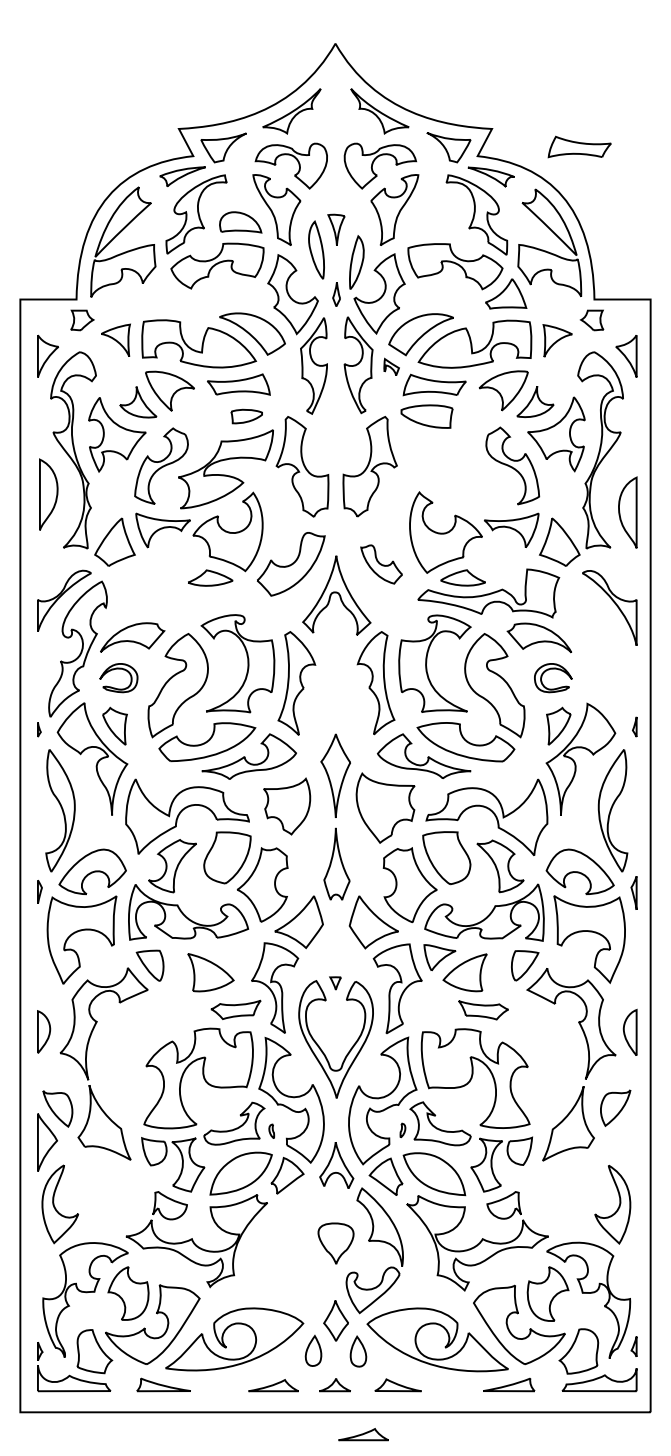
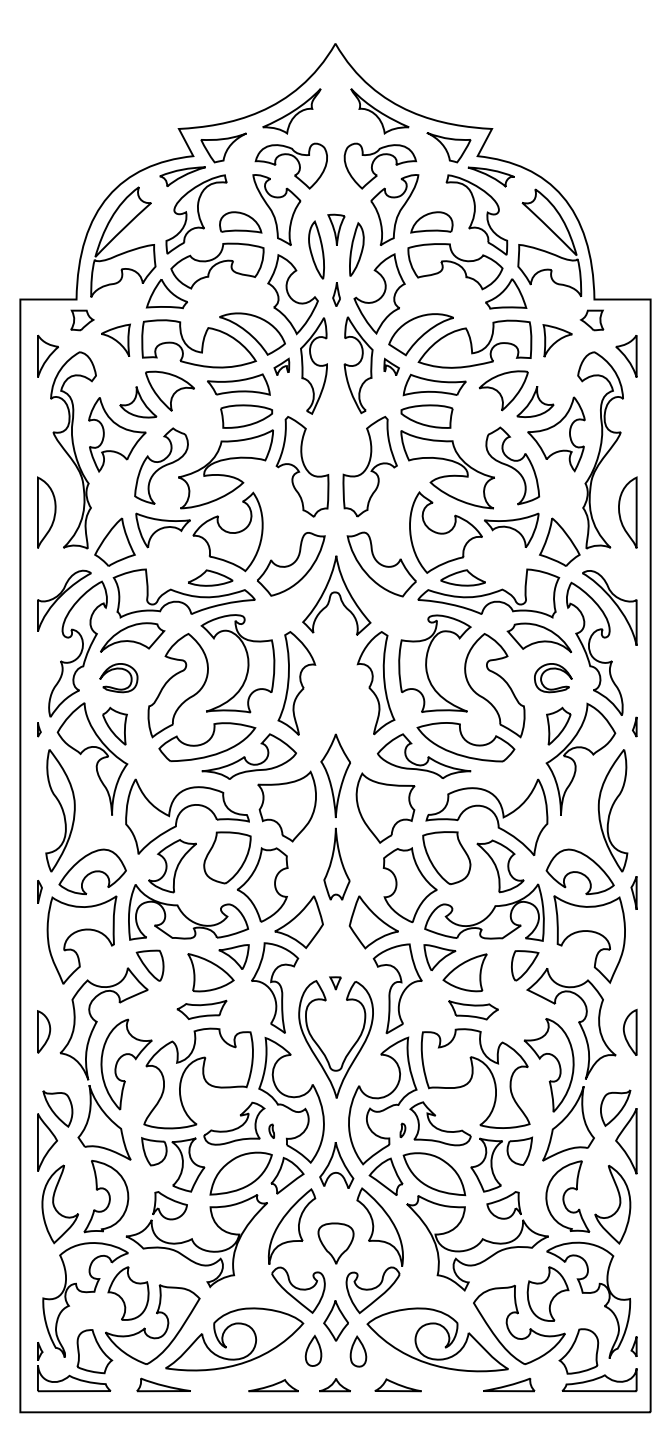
part: present -> none (579, 146)
part: none -> present (431, 222)
part position: (356, 262) -> (356, 249) (356, 249)
part: none -> present (166, 294)
part: none -> present (281, 366)
part size: 33x17 px -> 54x25 px (246, 416)
part: none -> present (447, 469)
part position: (48, 494) -> (46, 512) (46, 512)
part size: 43x41 px -> 71x67 px (381, 564)
part: none -> present (183, 593)
part: none -> present (594, 648)
part size: 49x59 px -> 60x73 px (286, 806)
part: none -> present (233, 956)
part position: (235, 1009) -> (201, 1009) (201, 1009)
part position: (483, 1010) -> (473, 1010) (473, 1010)
part: none -> present (120, 1059)
part: none -> present (555, 1059)
part: none -> present (626, 1141)
part: none -> present (106, 1196)
part: none -> present (567, 1196)
part: none -> present (292, 1242)
part: present -> none (363, 1434)
